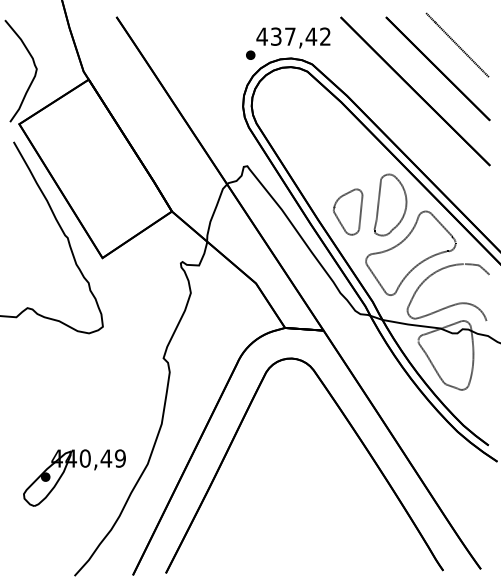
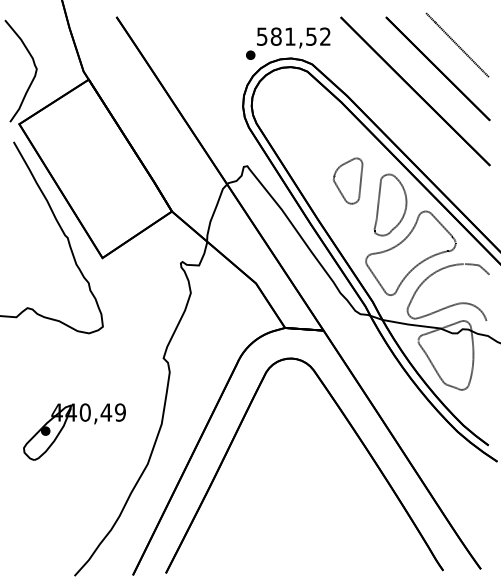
text: 437,42 -> 581,52 (286, 36)
part position: (348, 211) -> (348, 180) (348, 180)
part position: (74, 467) -> (74, 421) (74, 421)
